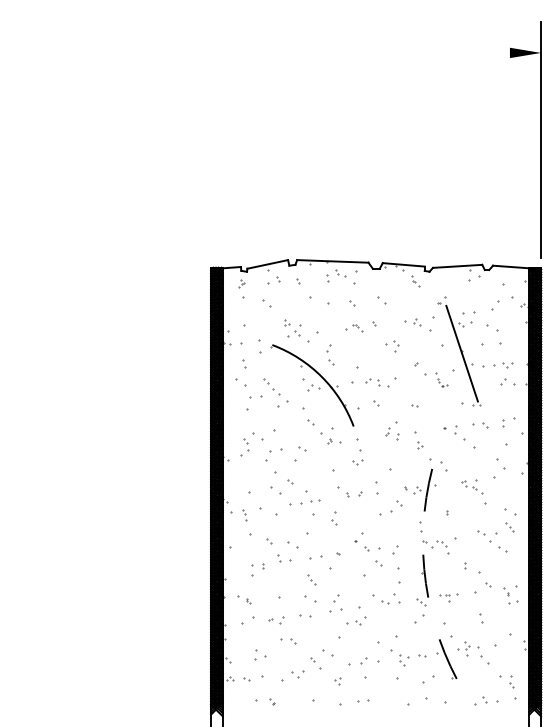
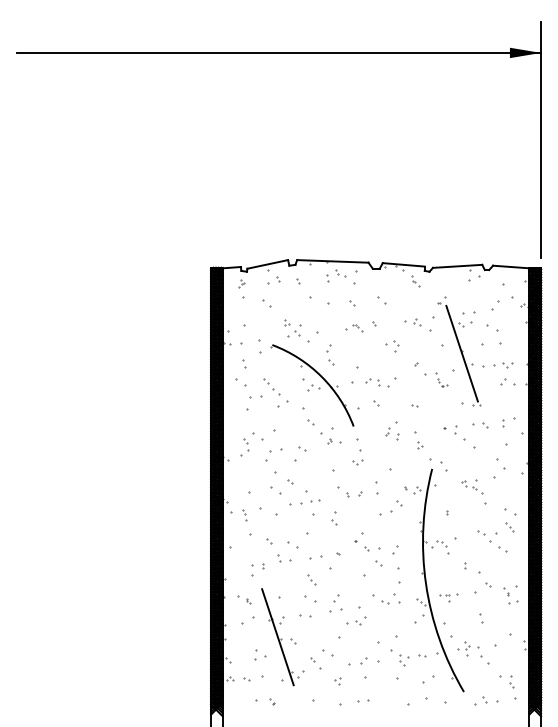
line: none -> present (278, 52)
arc: dashed -> solid (425, 583)
line: none -> present (277, 637)
